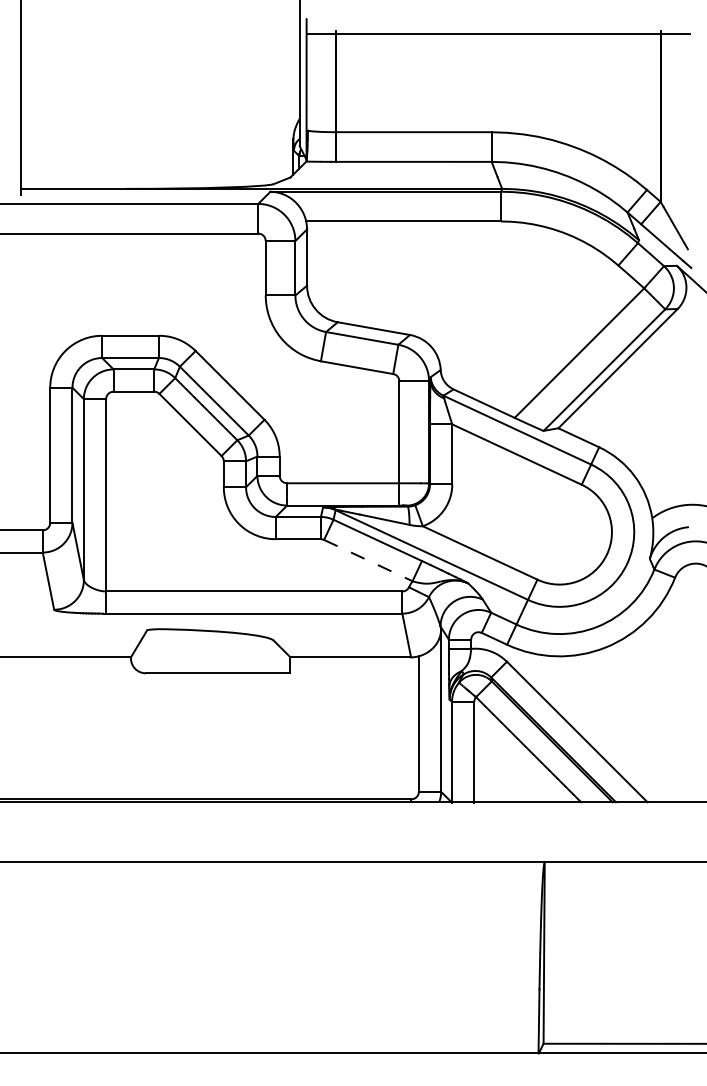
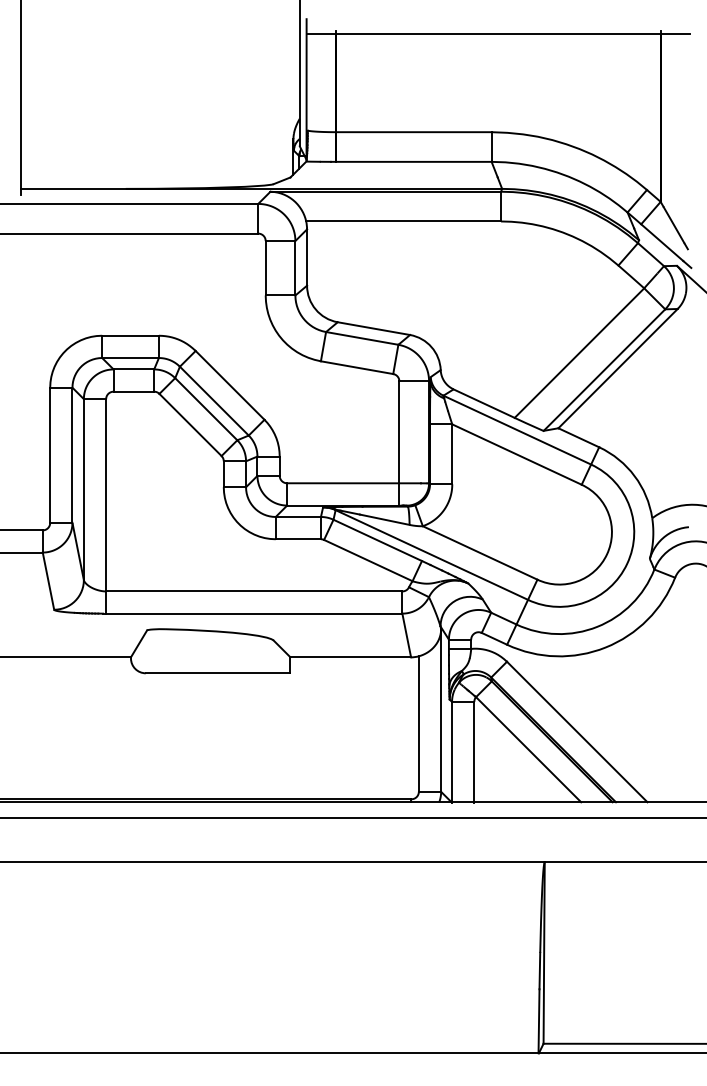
line: dashed -> solid (368, 560)
line: none -> present (352, 818)
